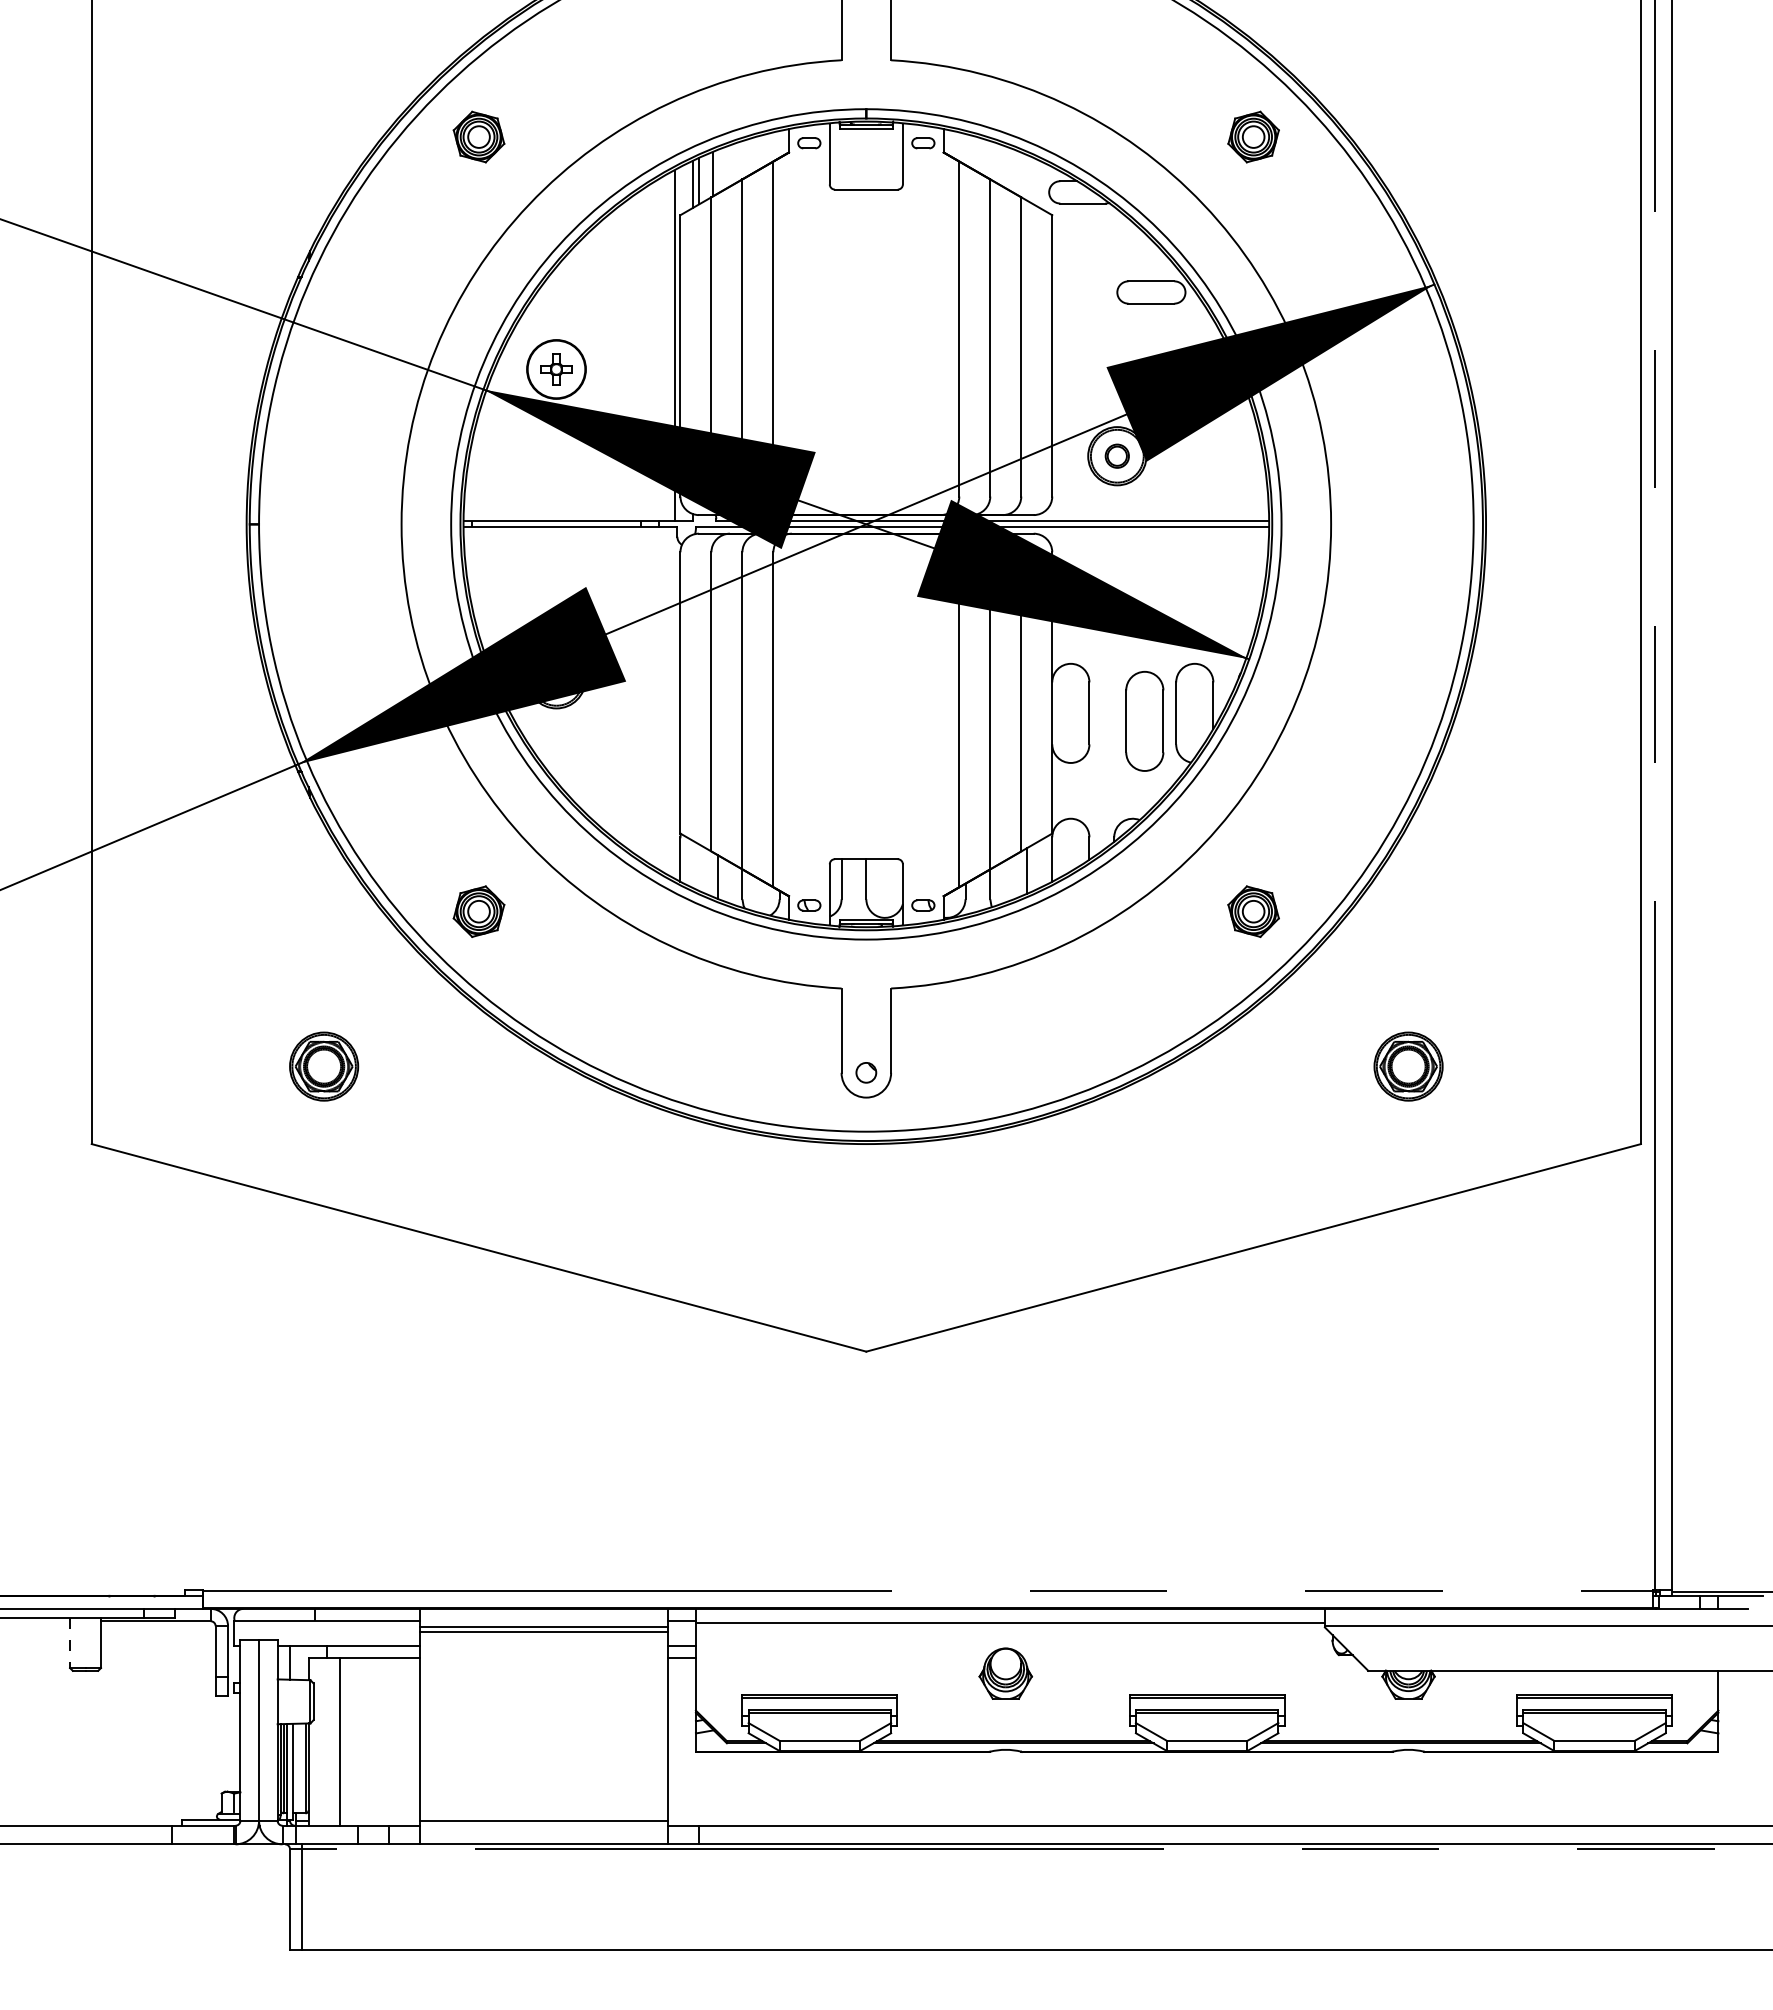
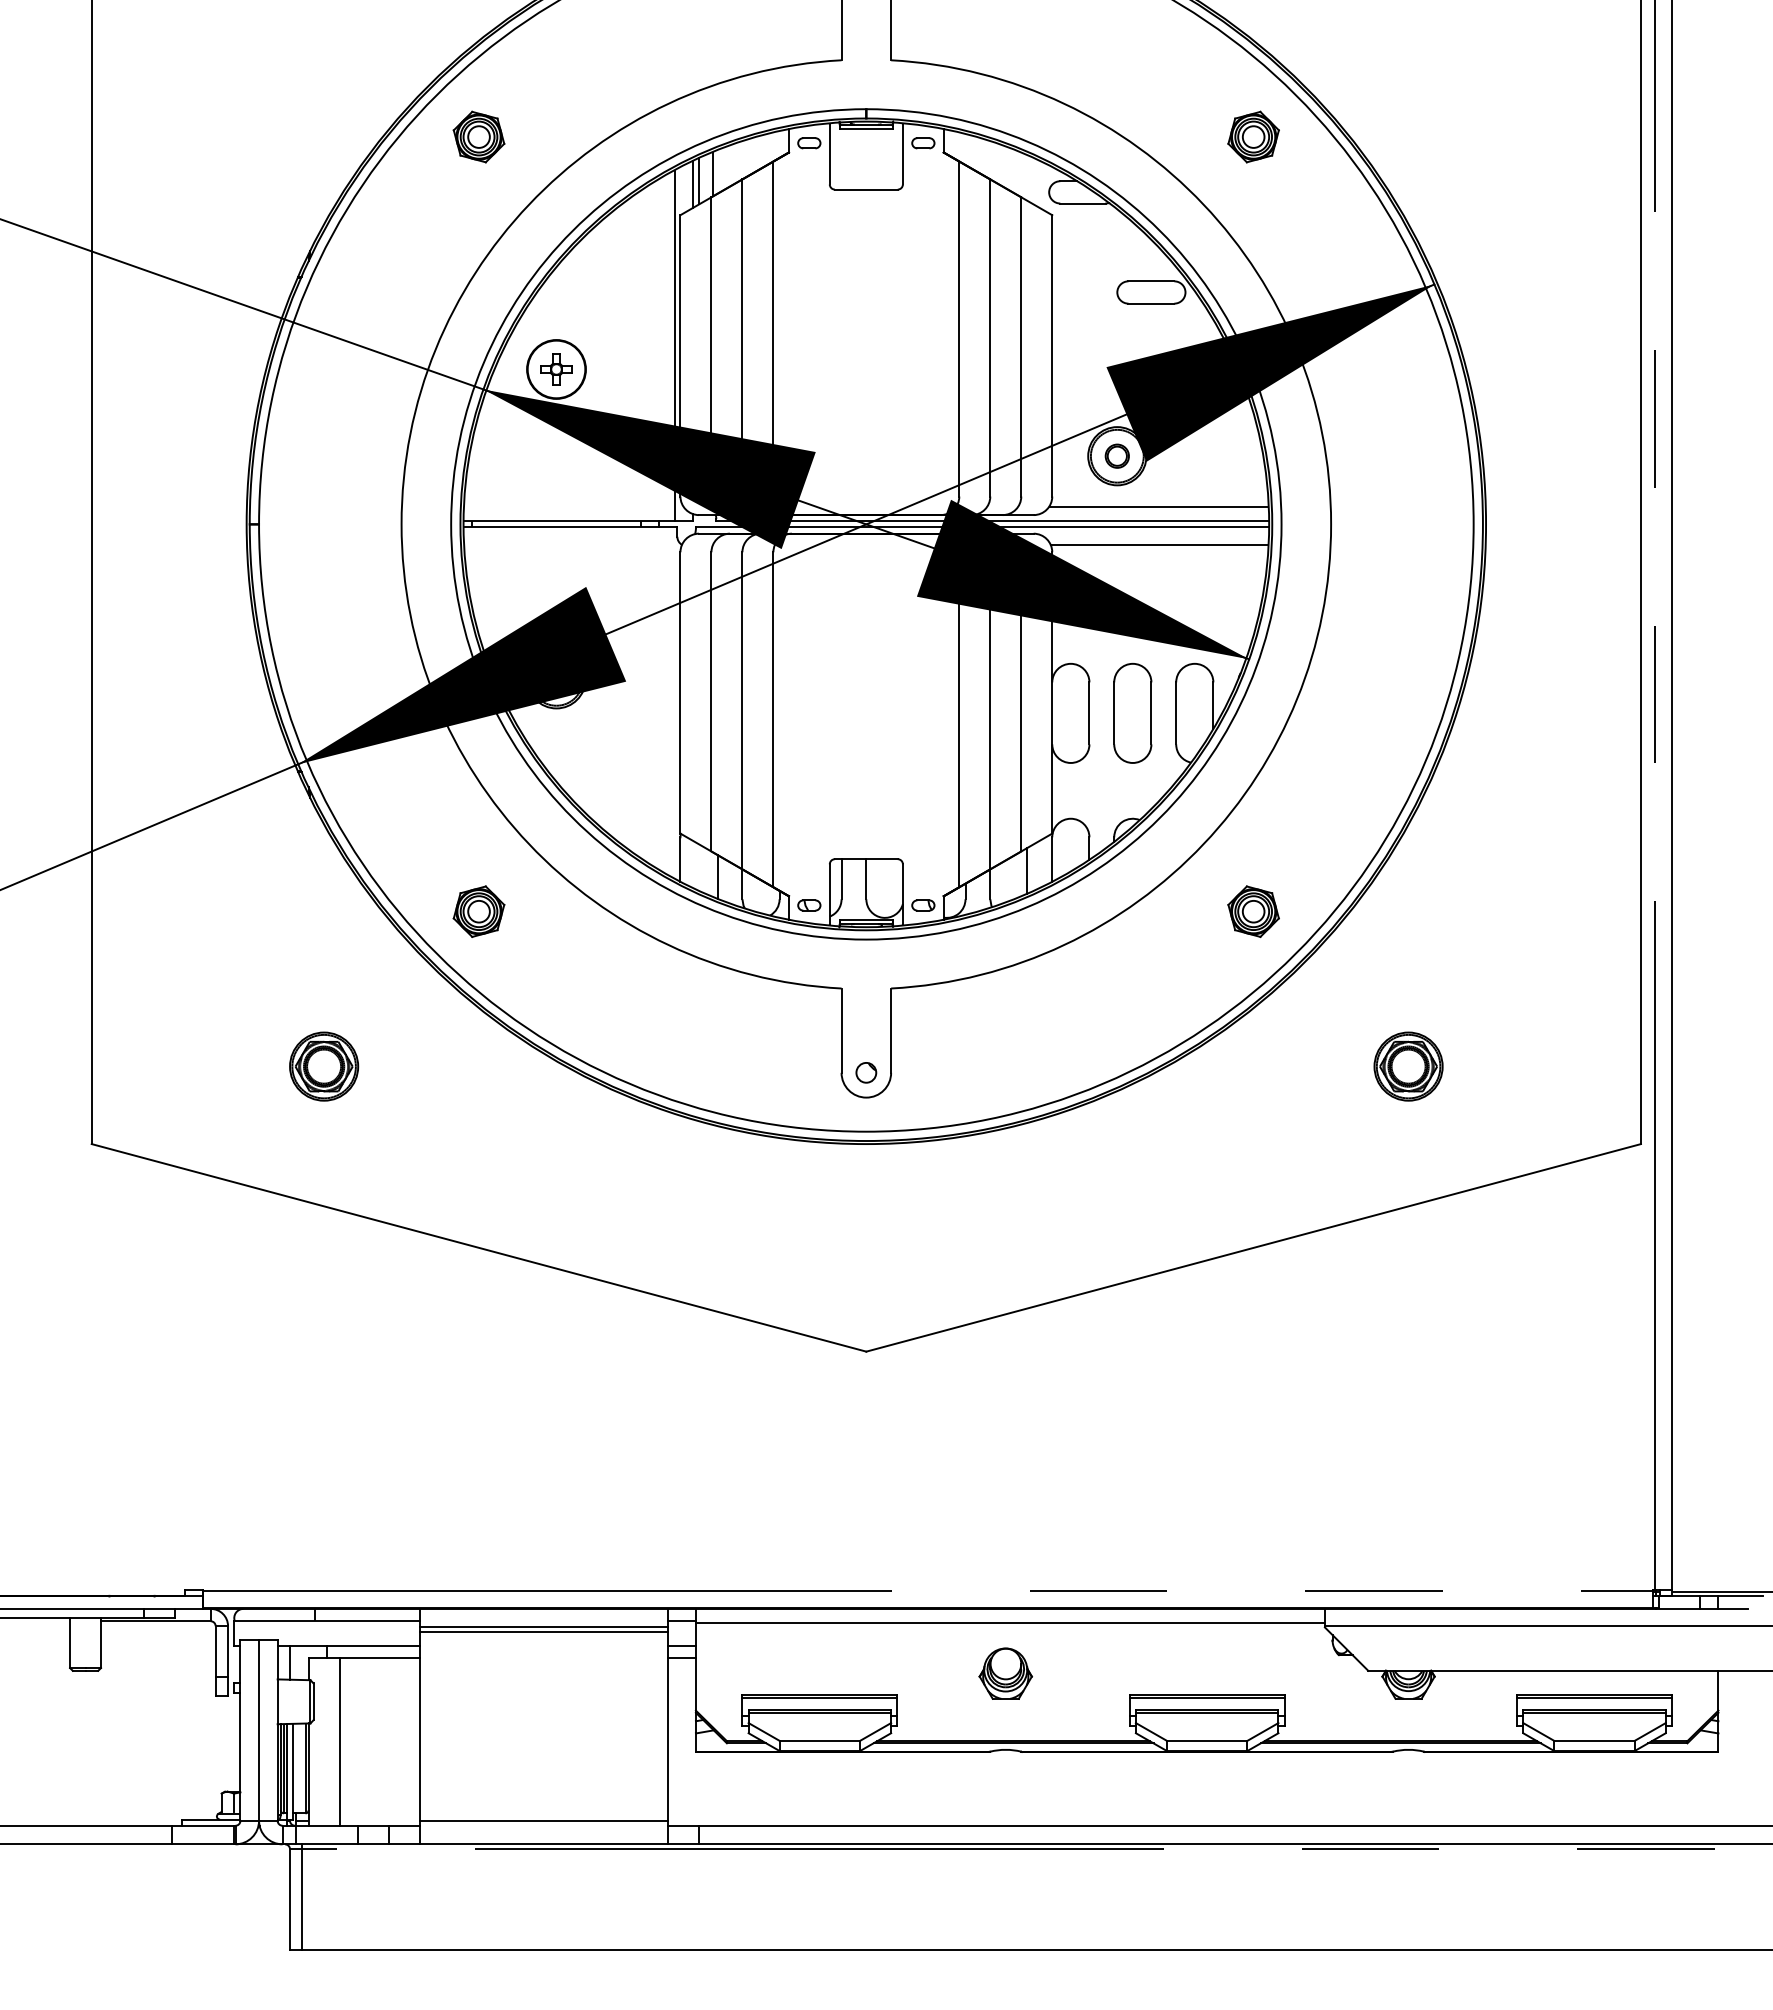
line: none -> present (1158, 507)
line: none -> present (1159, 544)
part position: (1144, 720) -> (1132, 712) (1132, 712)
line: dashed -> solid (70, 1643)
